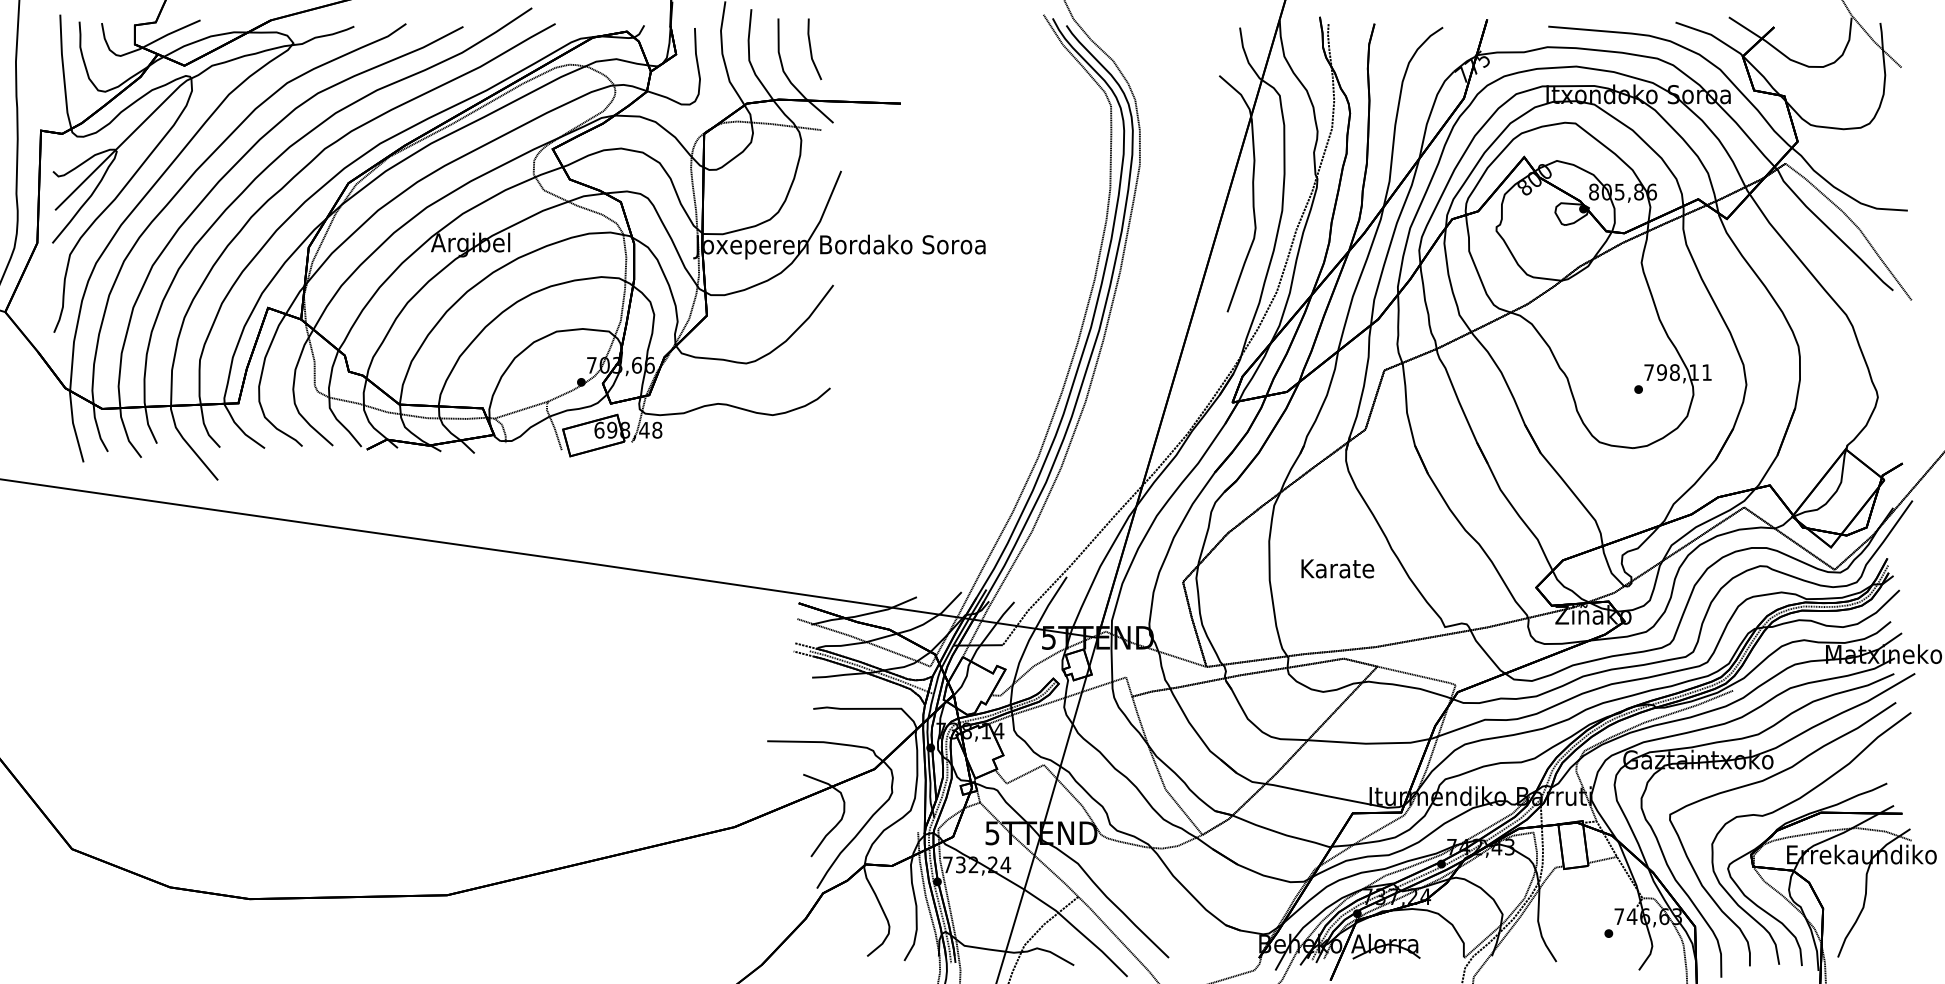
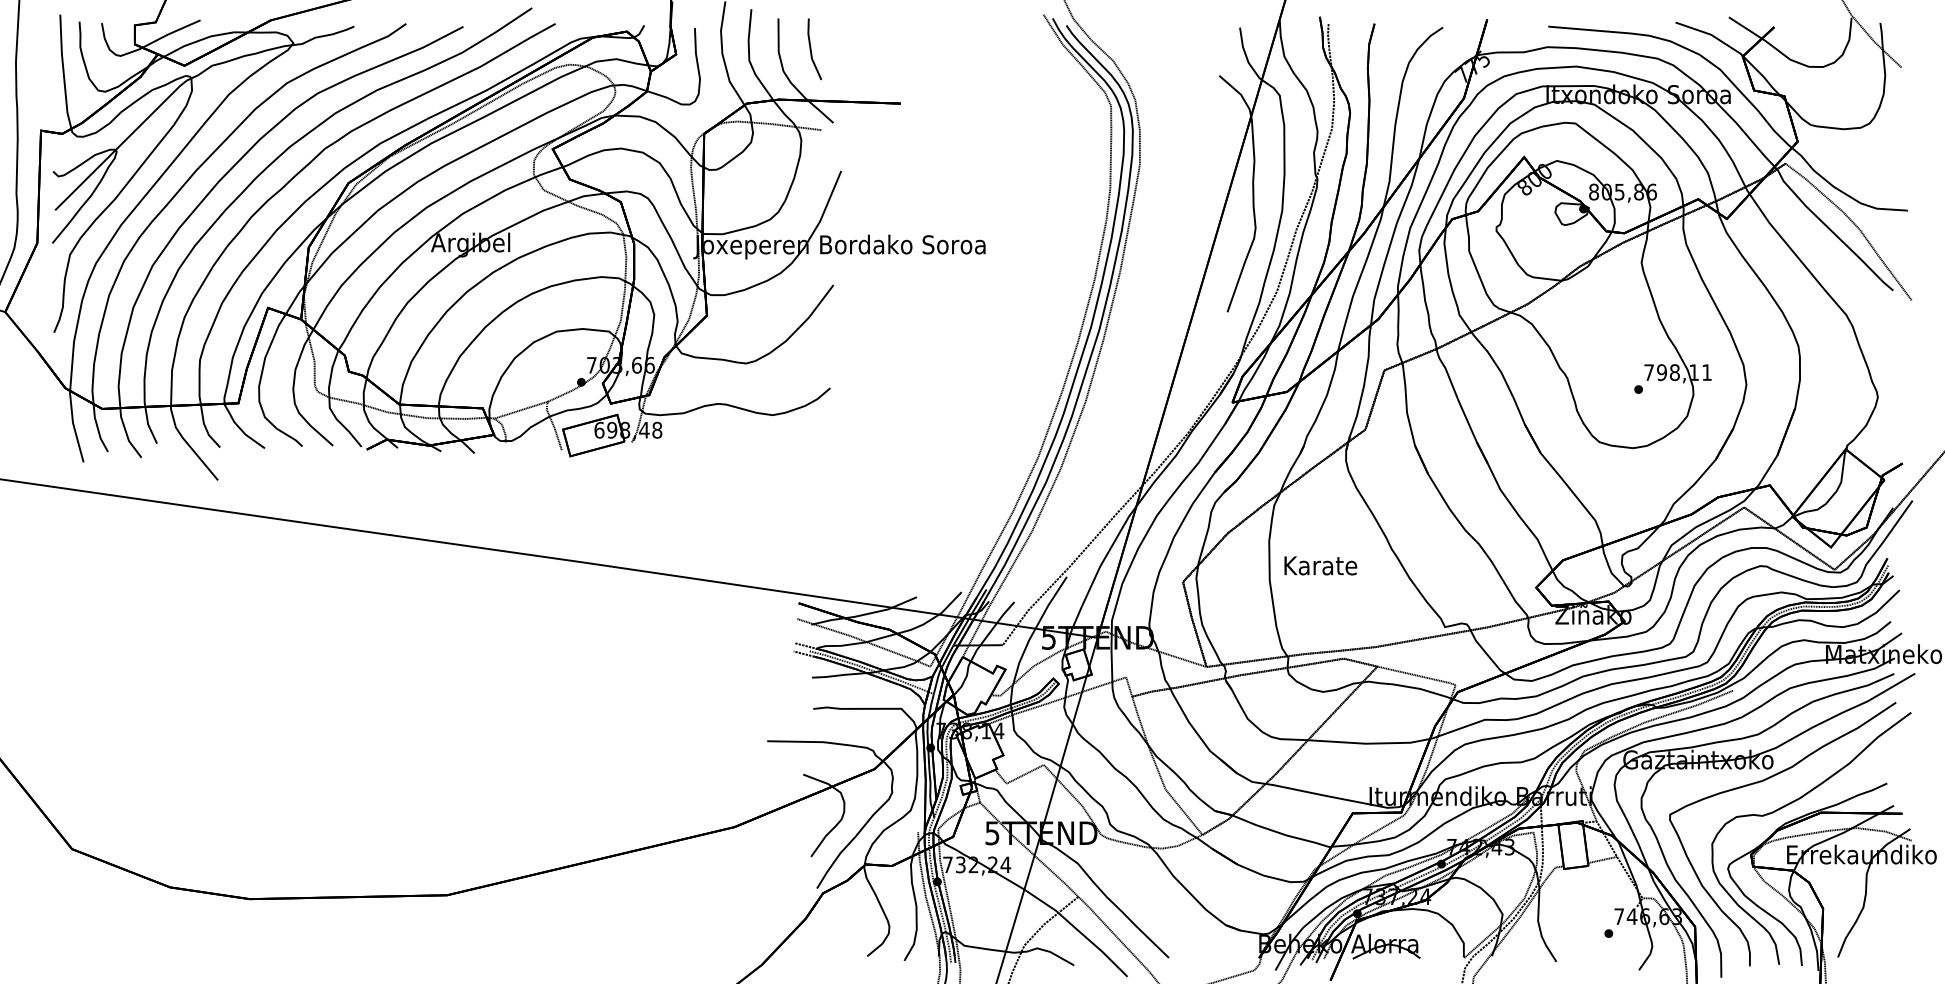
text position: (1337, 568) -> (1320, 565) (1320, 565)
